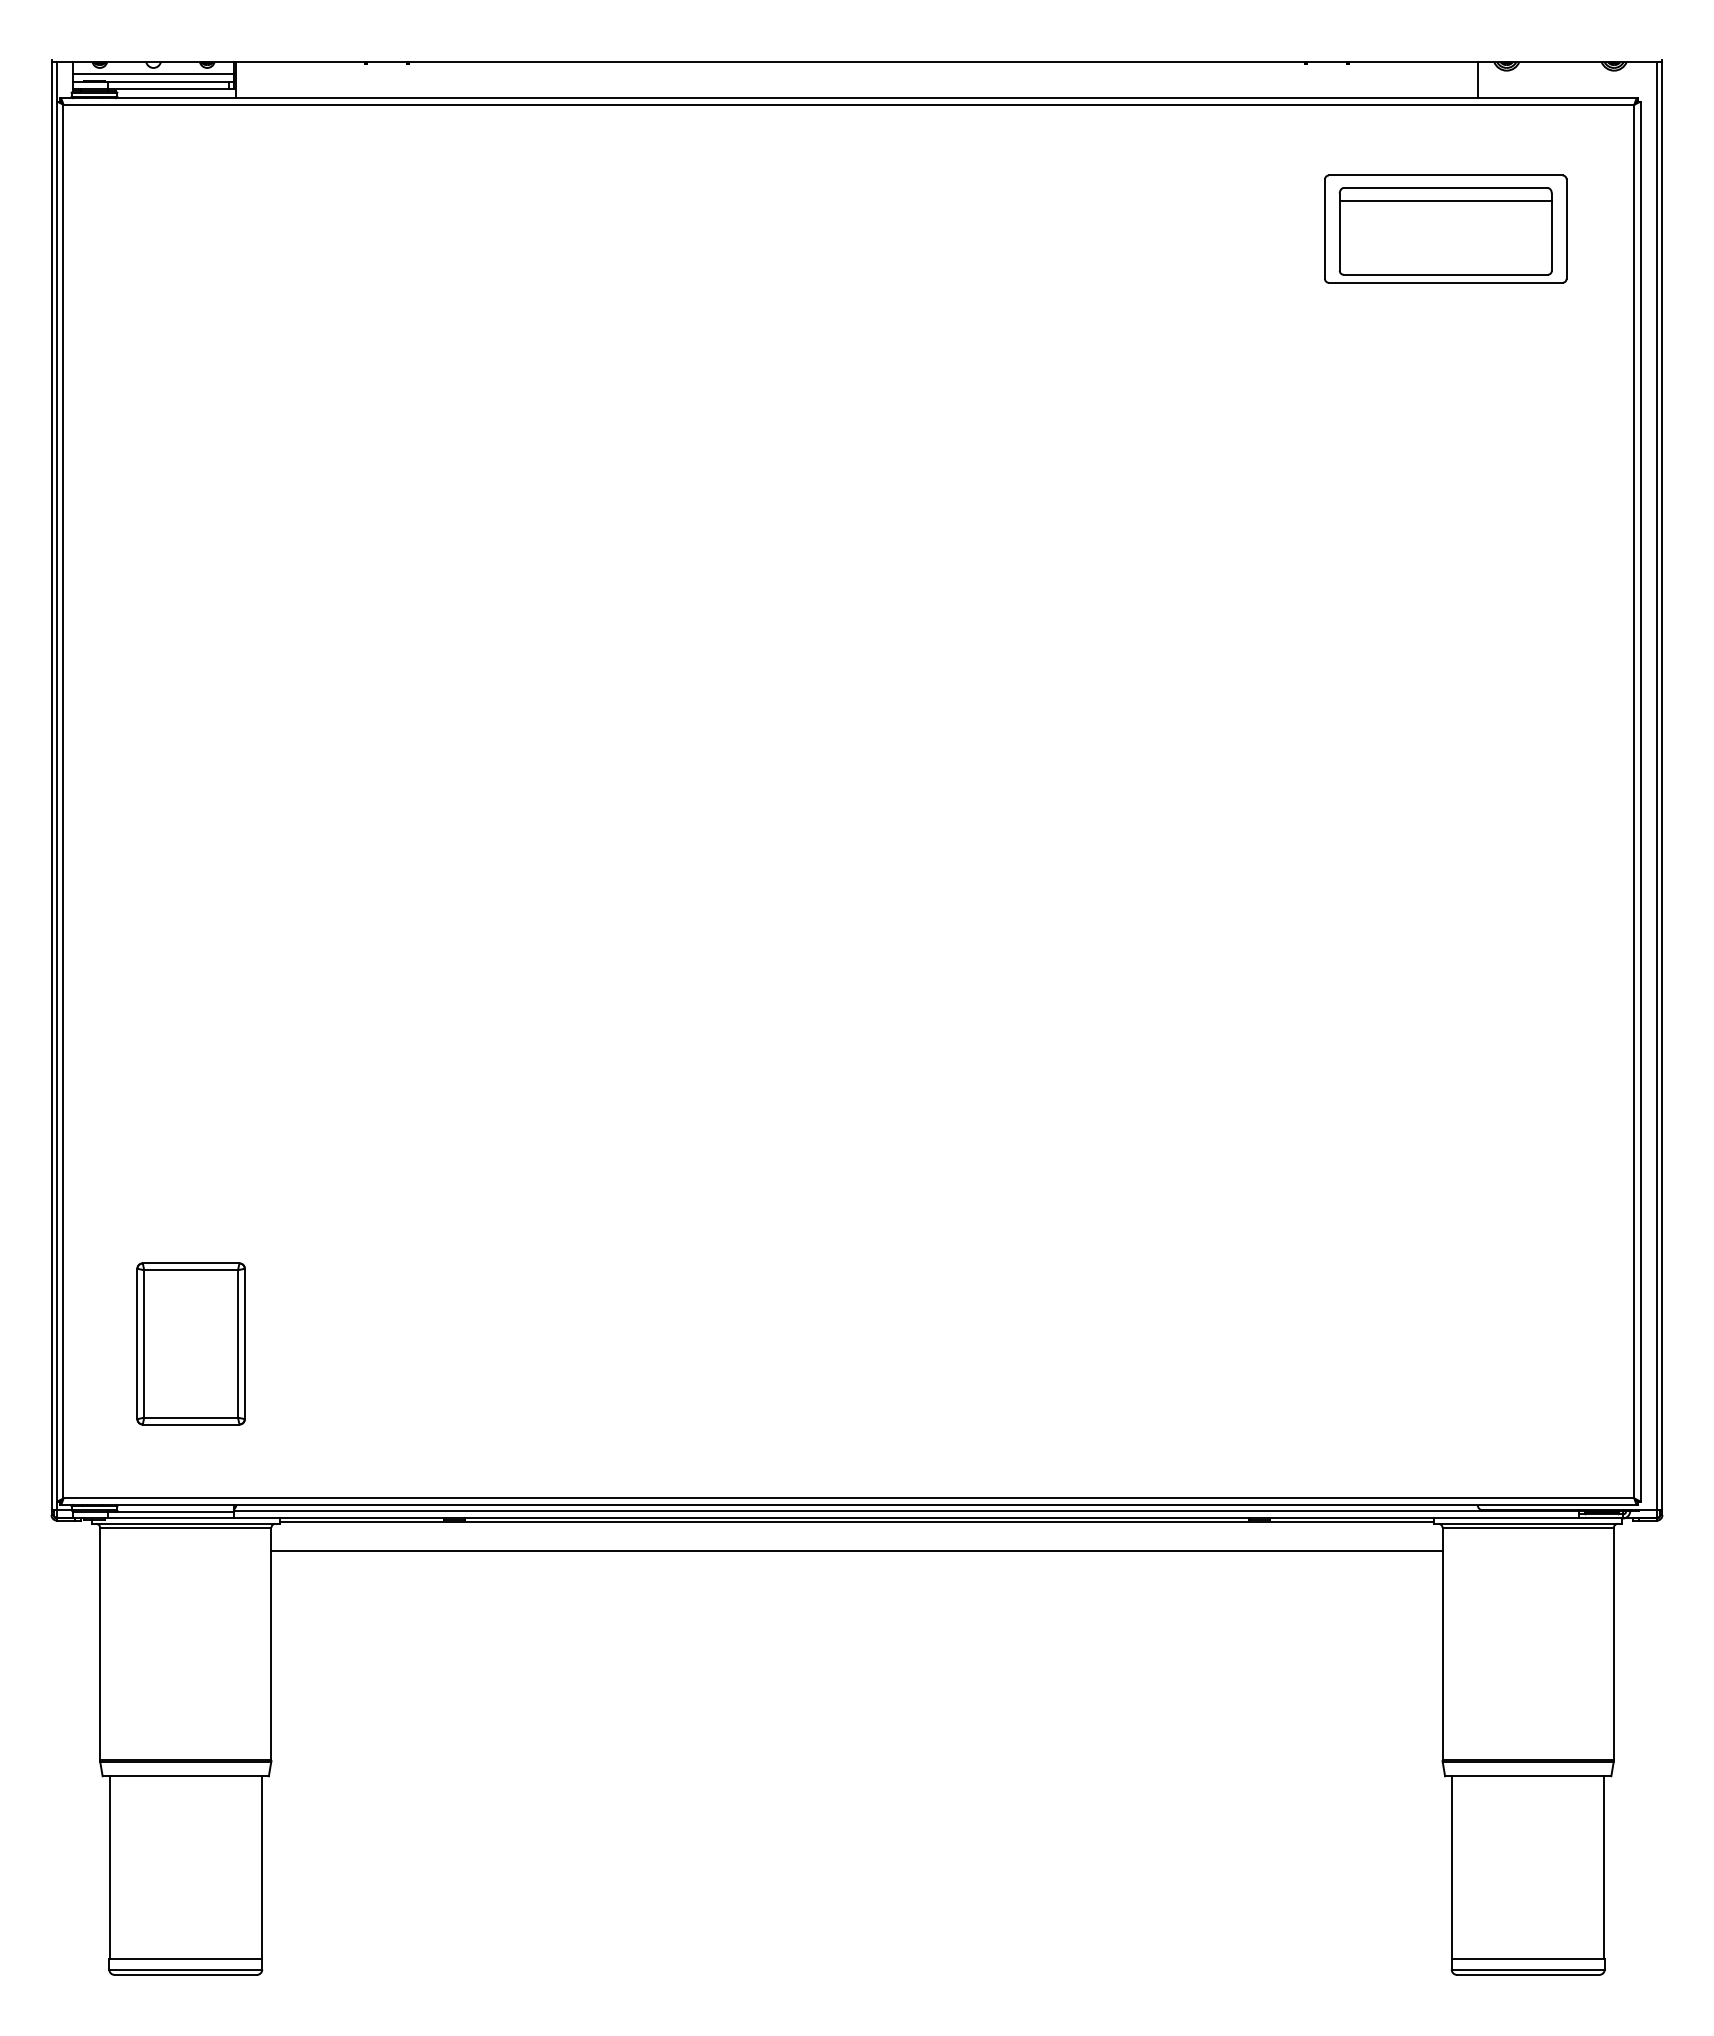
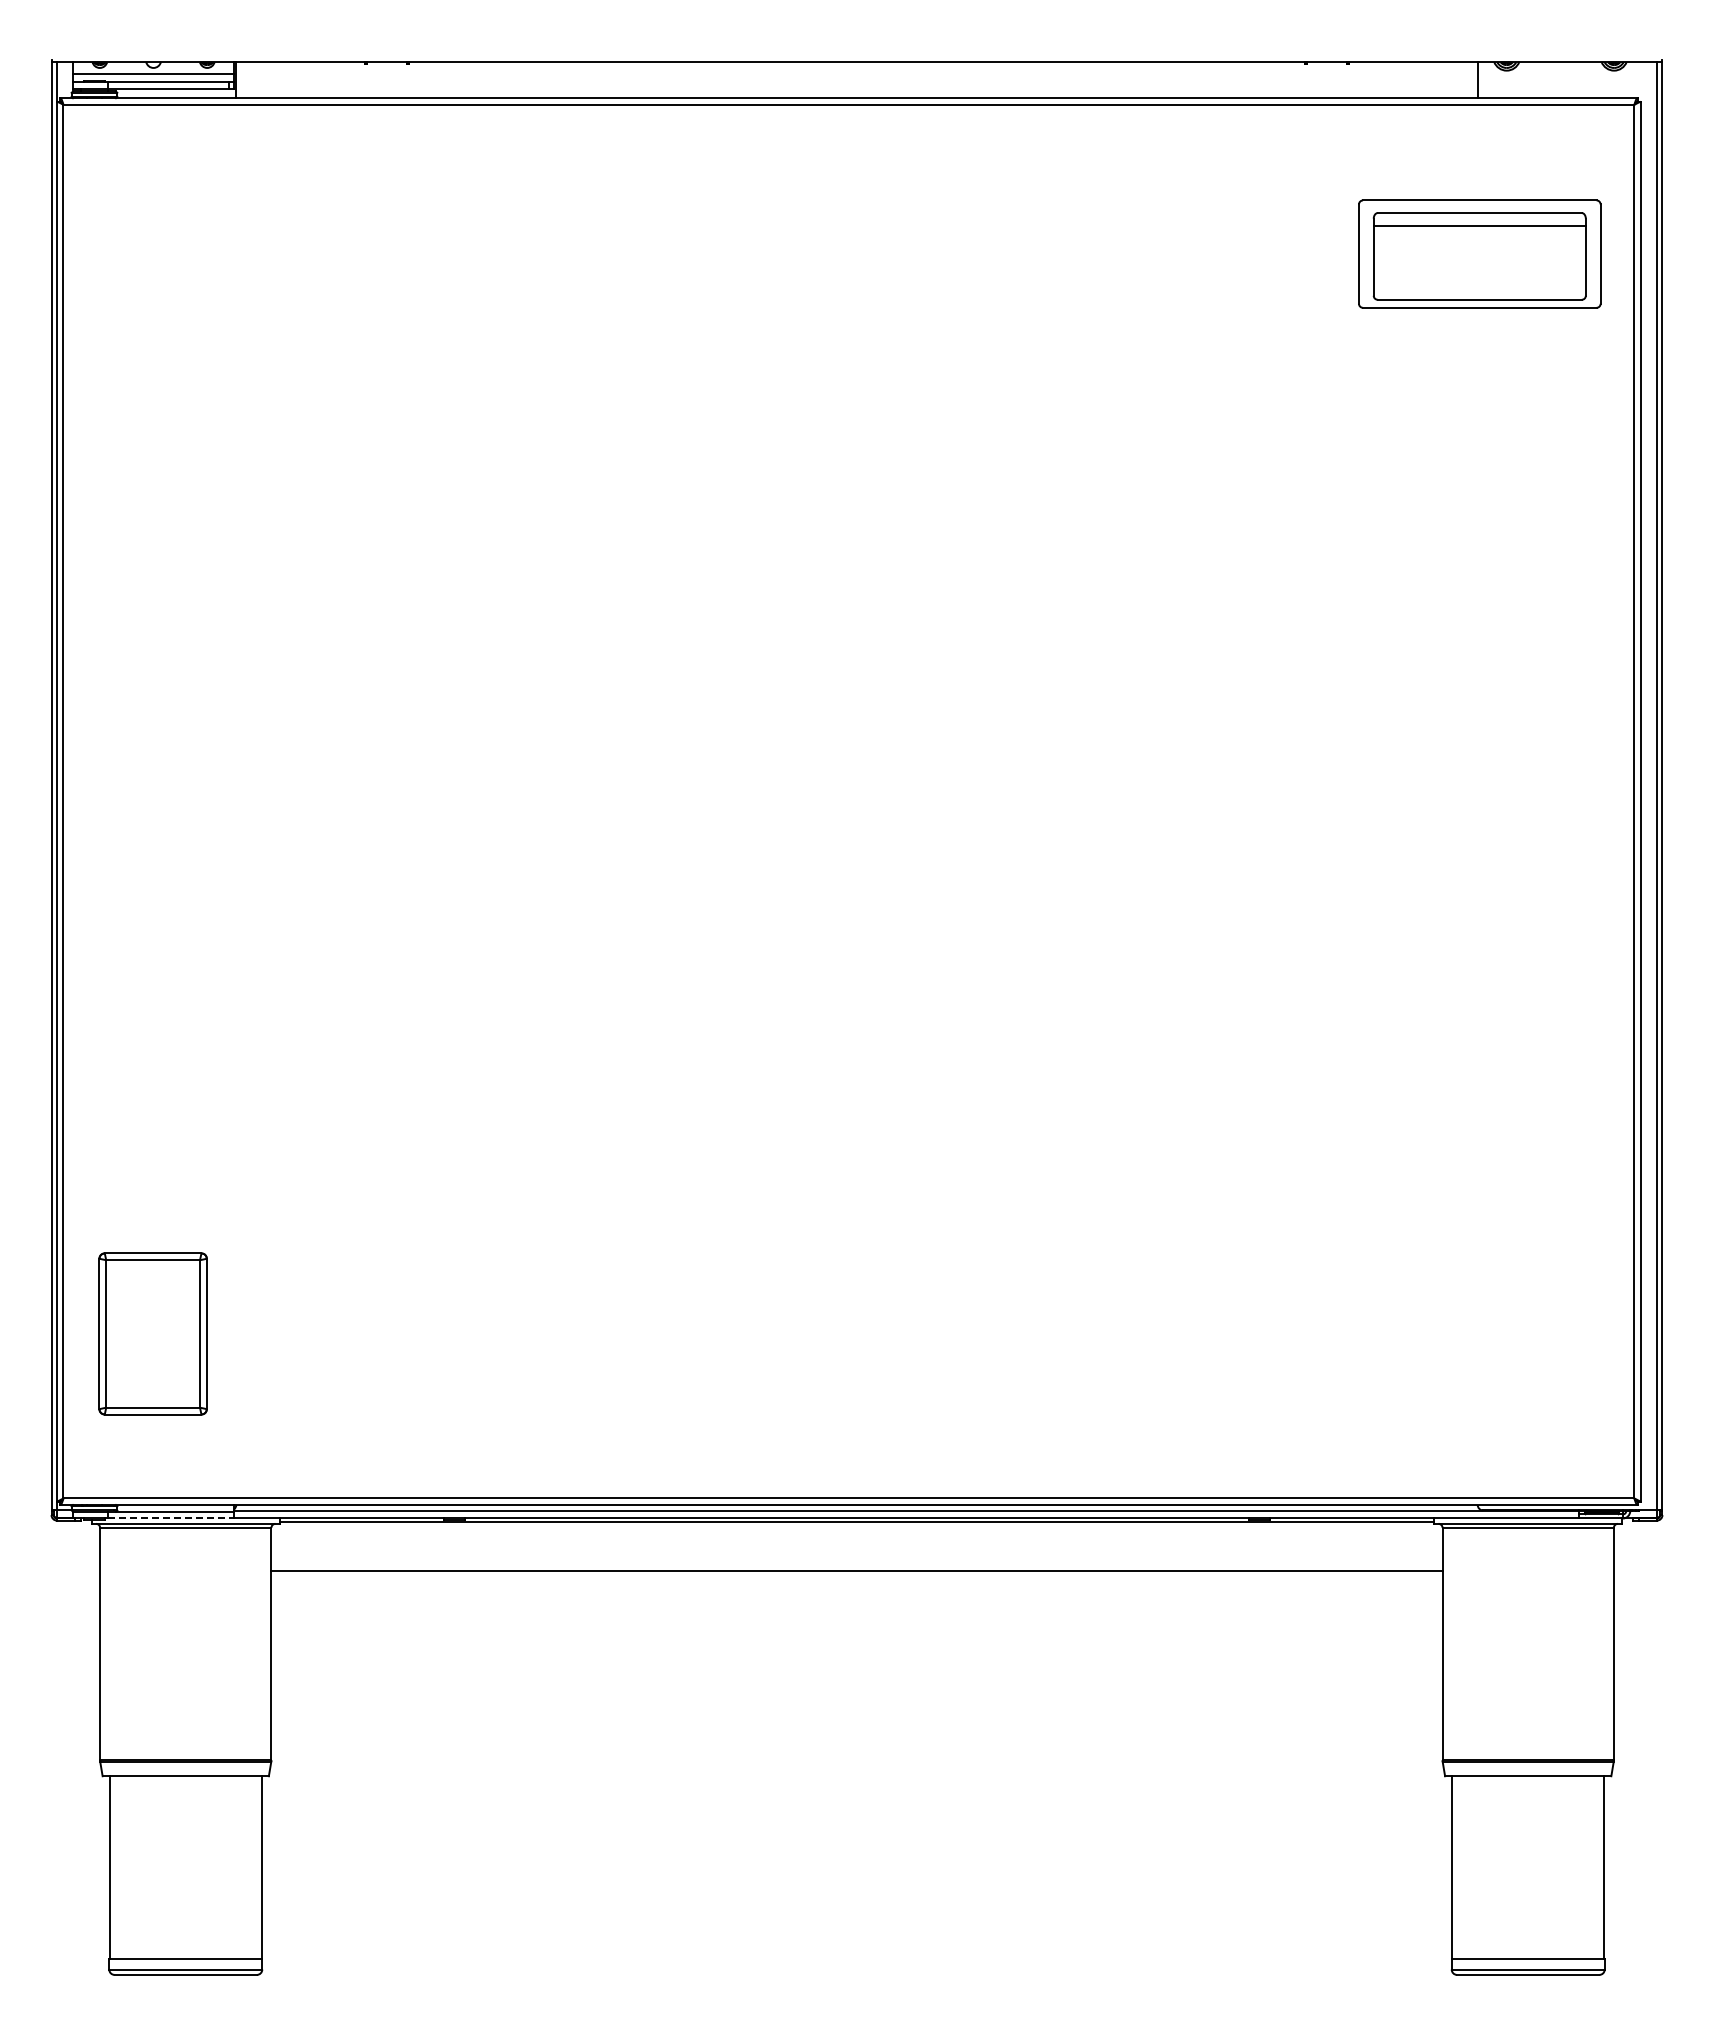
part position: (1445, 228) -> (1479, 253) (1479, 253)
part position: (190, 1343) -> (152, 1333) (152, 1333)
line: solid -> dashed (171, 1518)
line position: (856, 1550) -> (856, 1570) (856, 1570)
